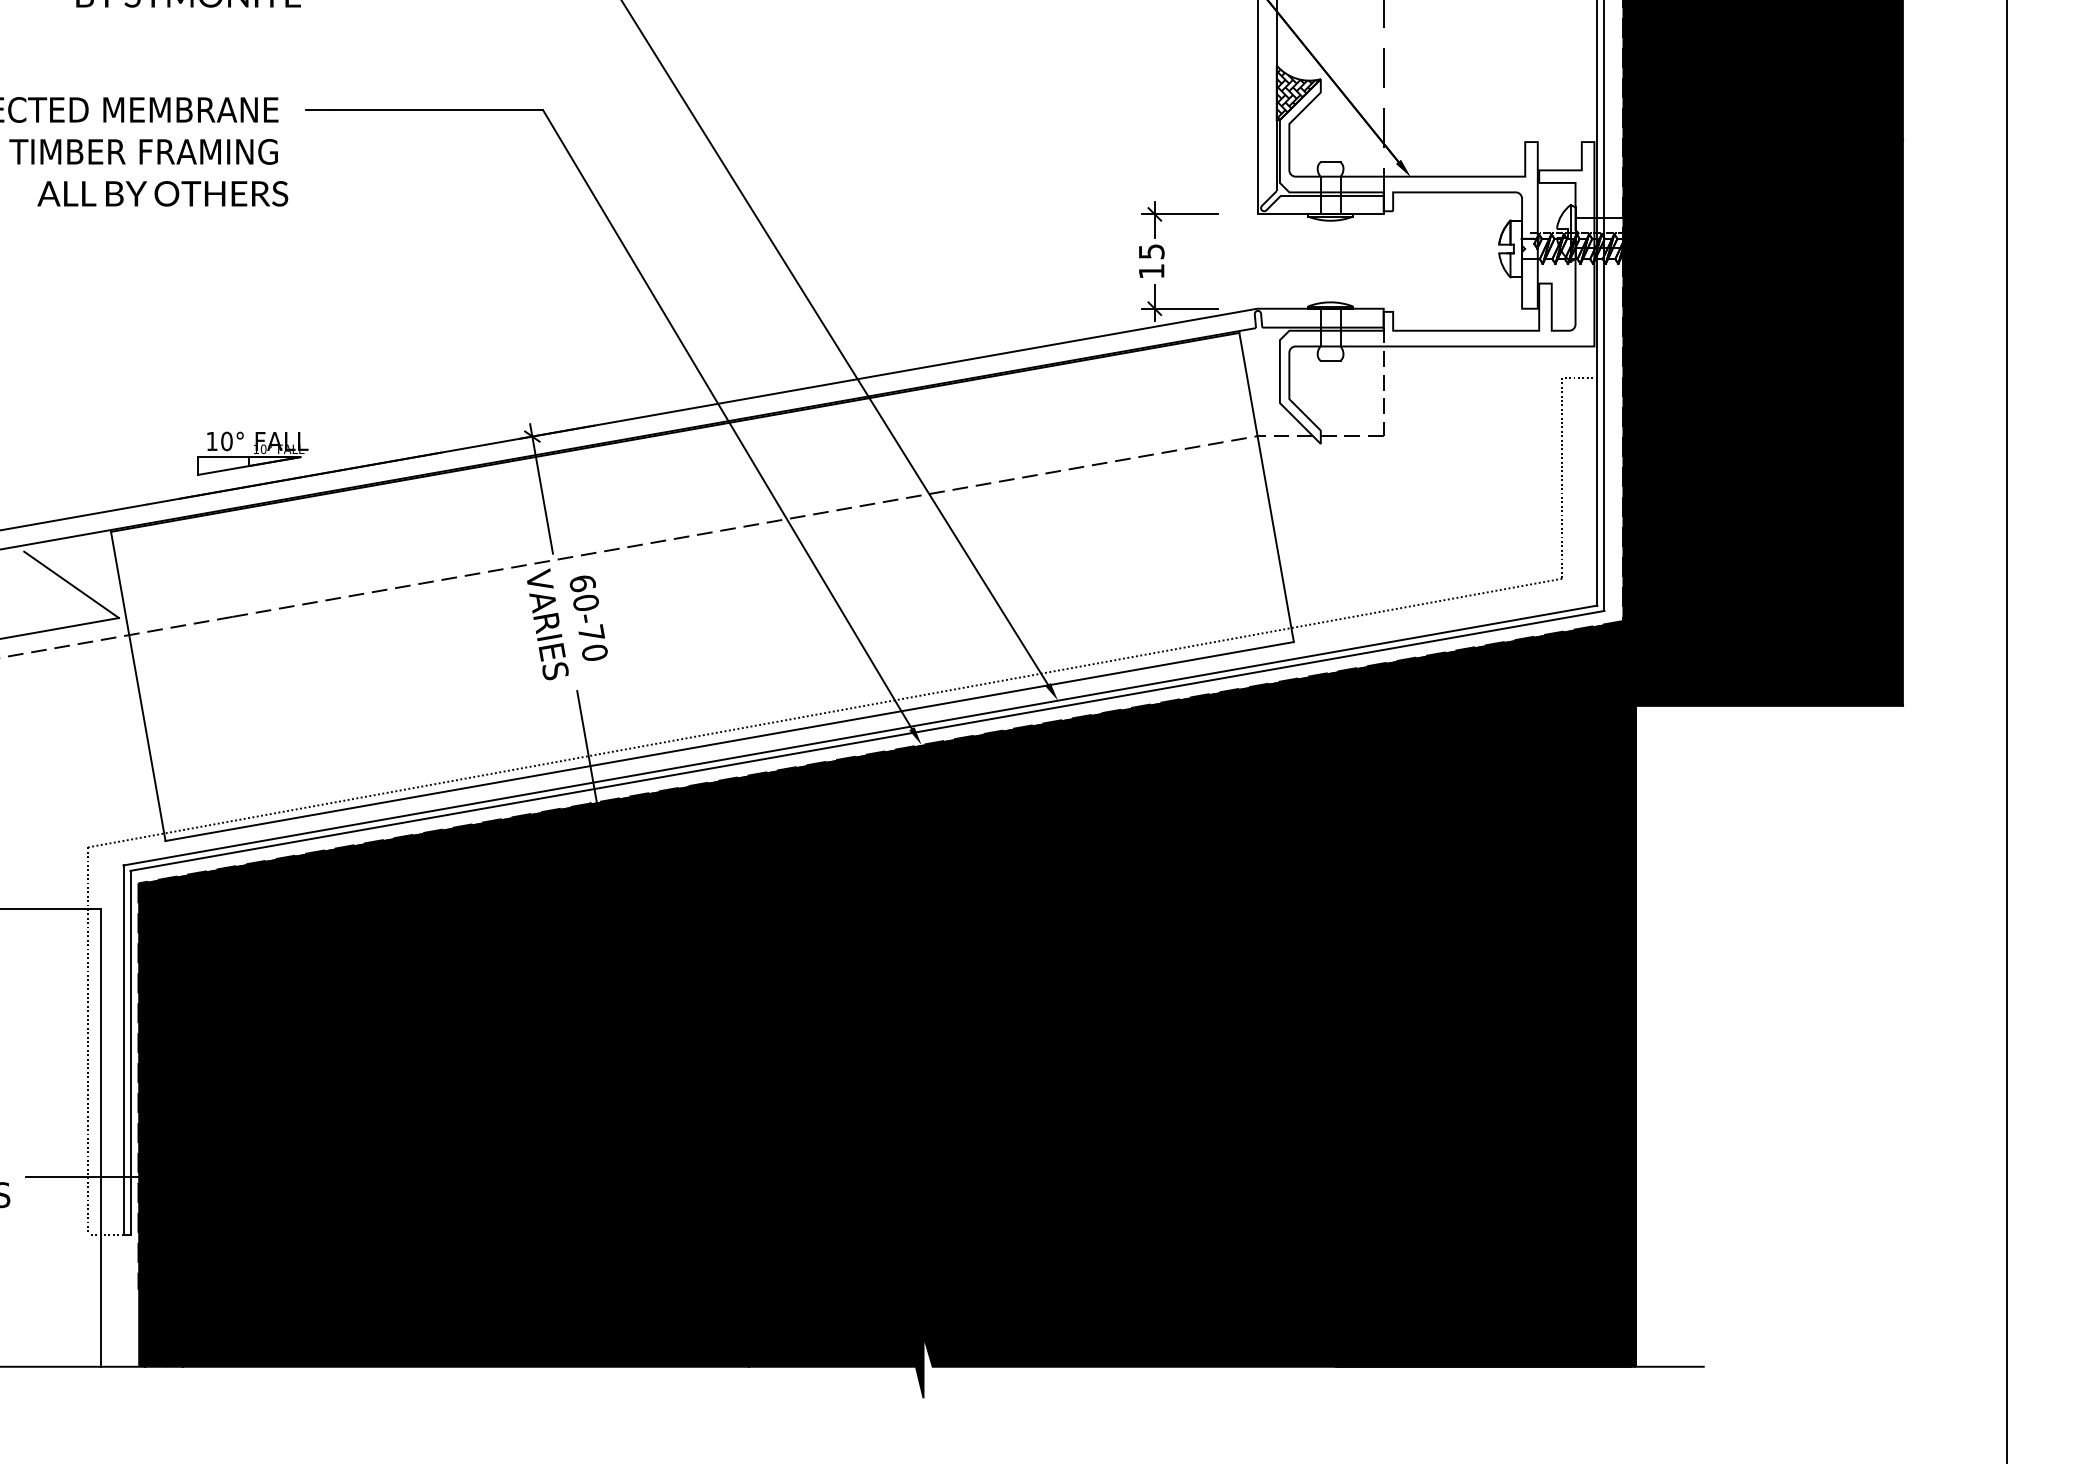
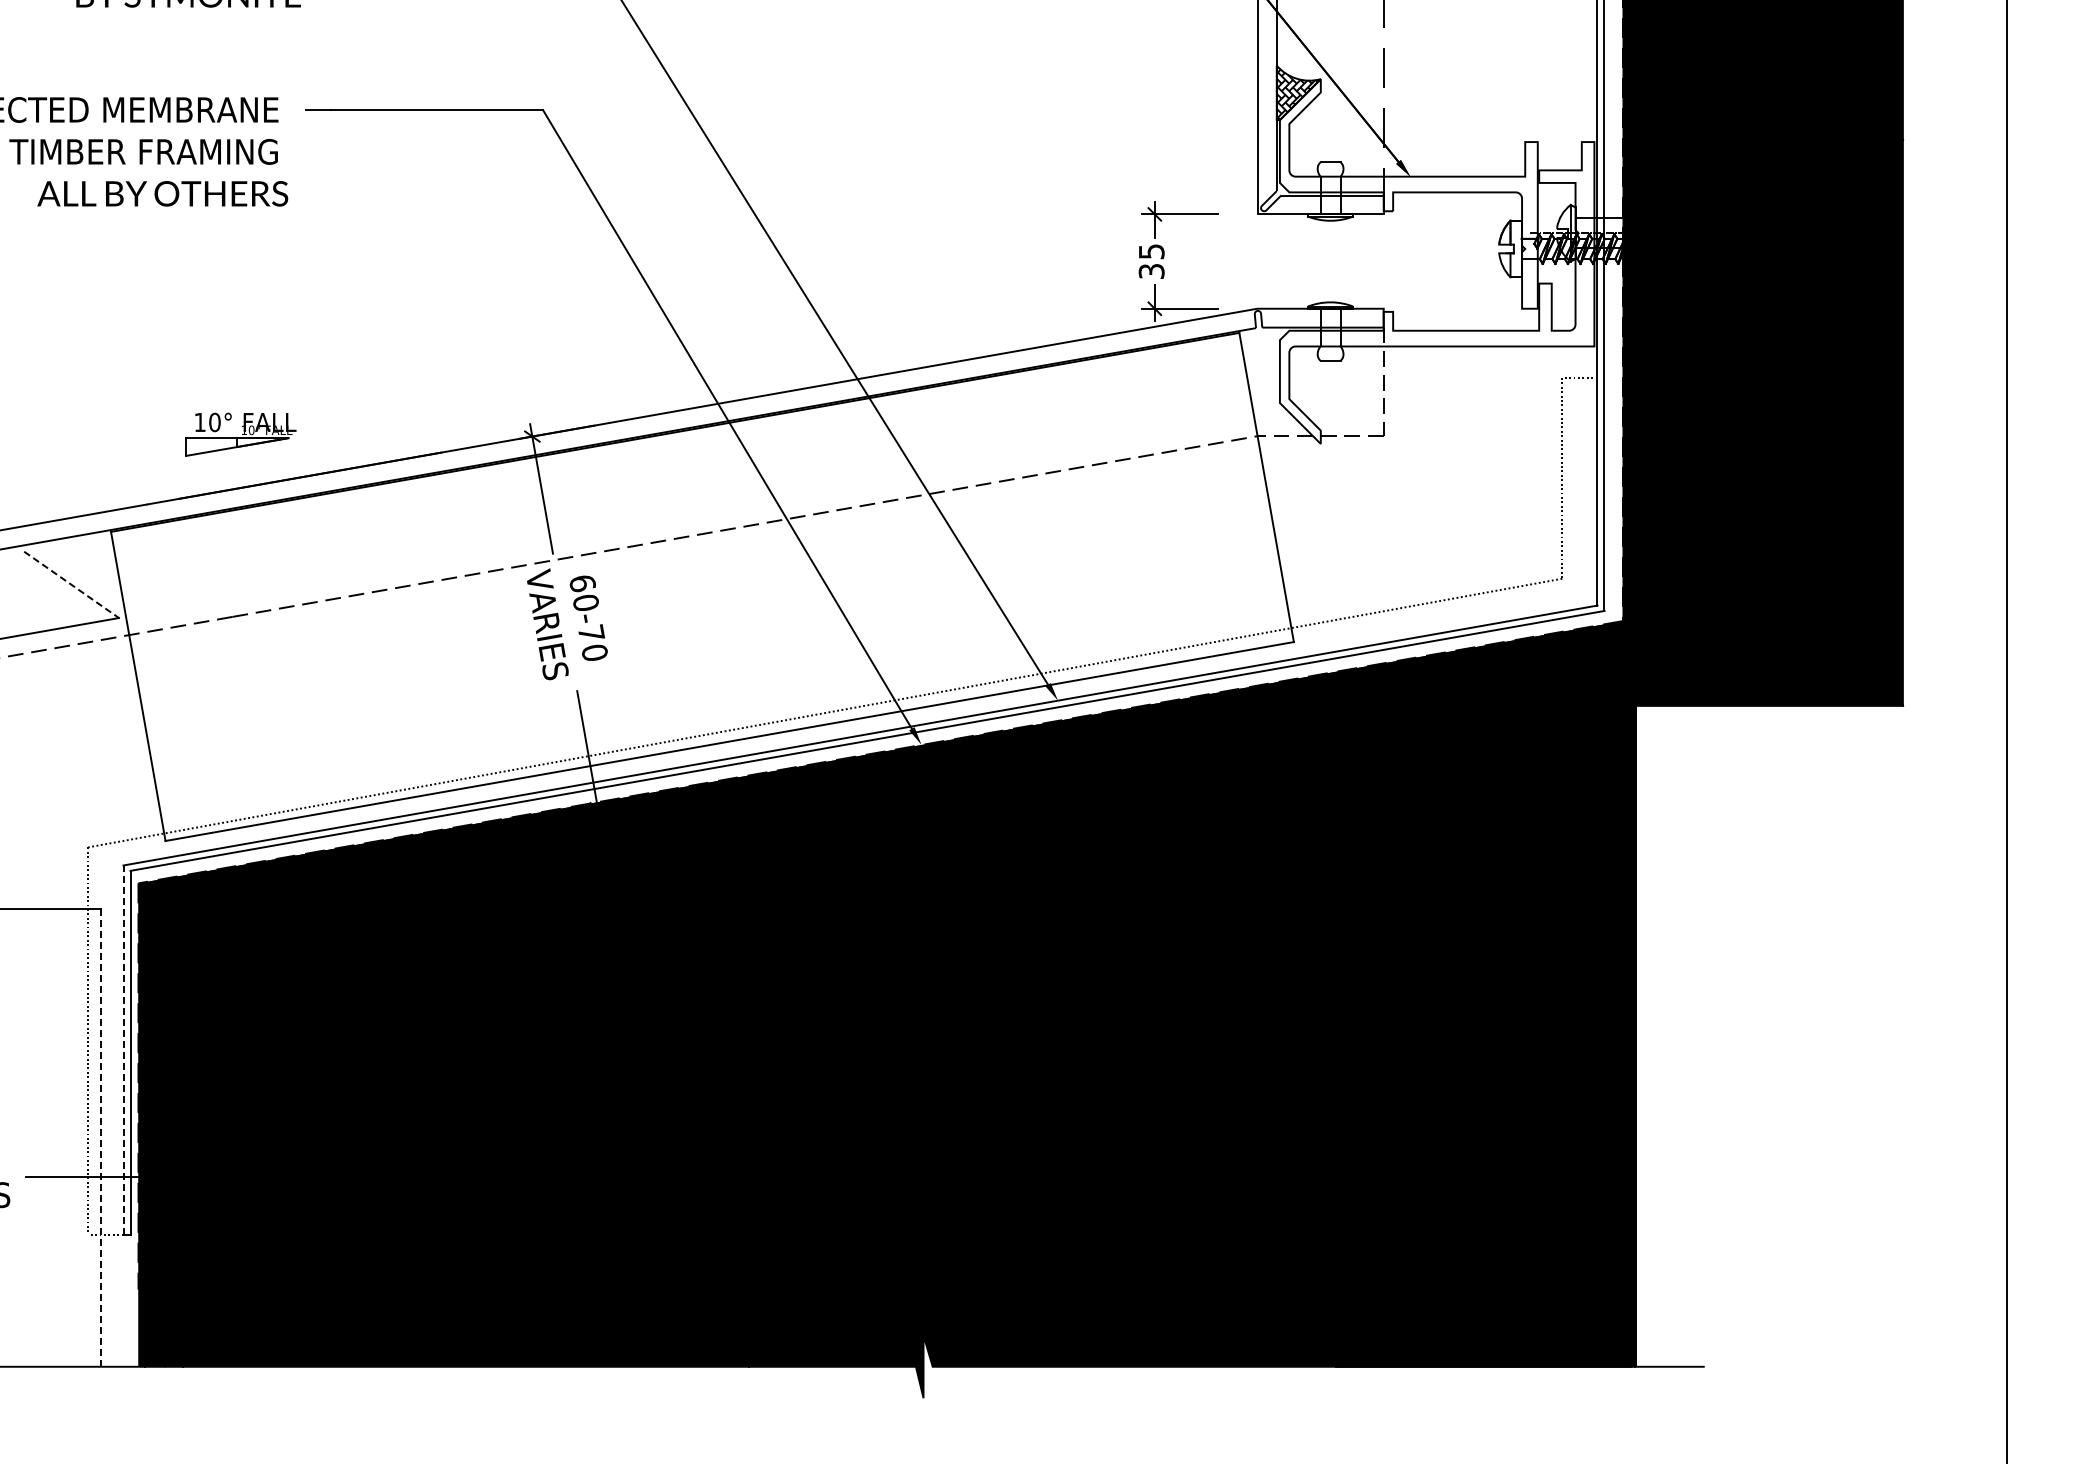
text: 15 -> 35 (1151, 271)
part position: (252, 453) -> (240, 434) (240, 434)
line: solid -> dashed (71, 584)
line: solid -> dashed (123, 1050)
line: solid -> dashed (101, 1138)
